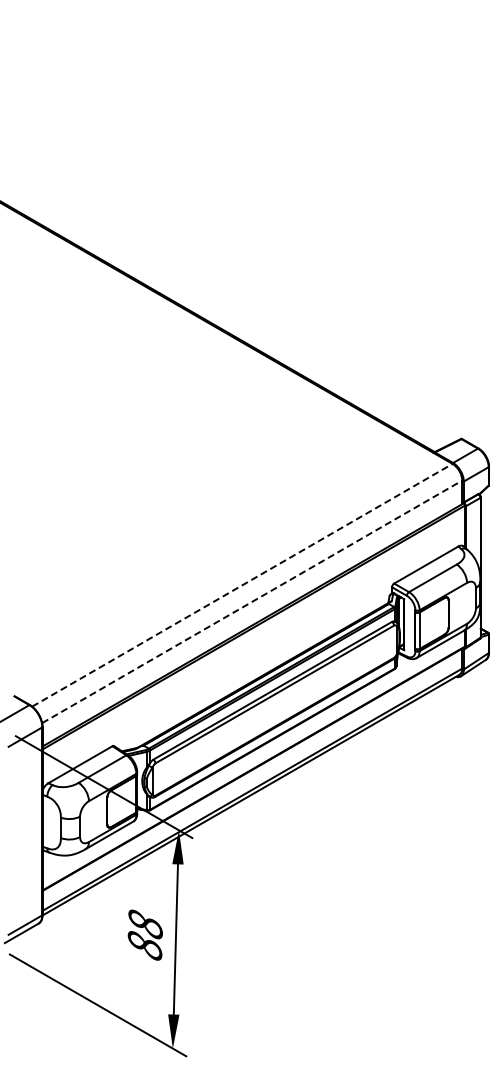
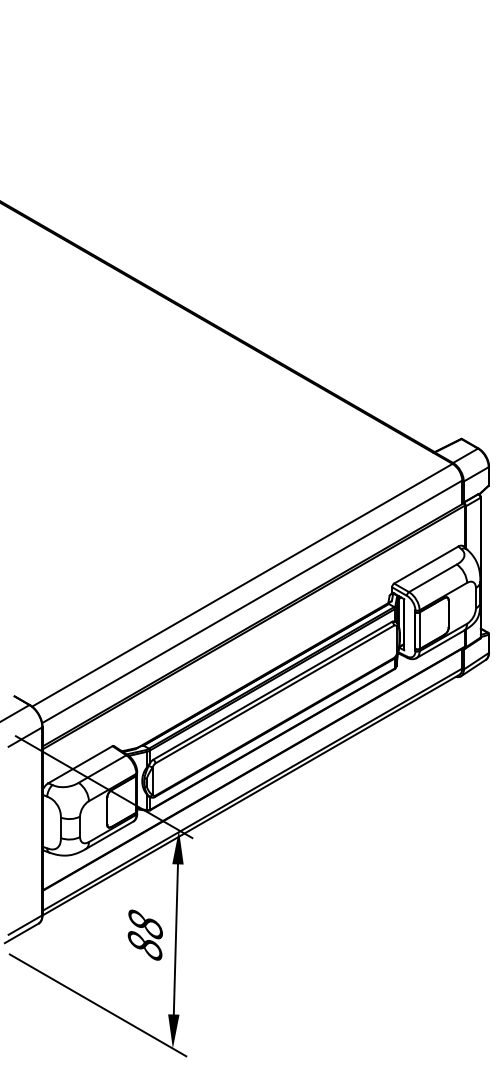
line: dashed -> solid (242, 585)
line: dashed -> solid (252, 601)
